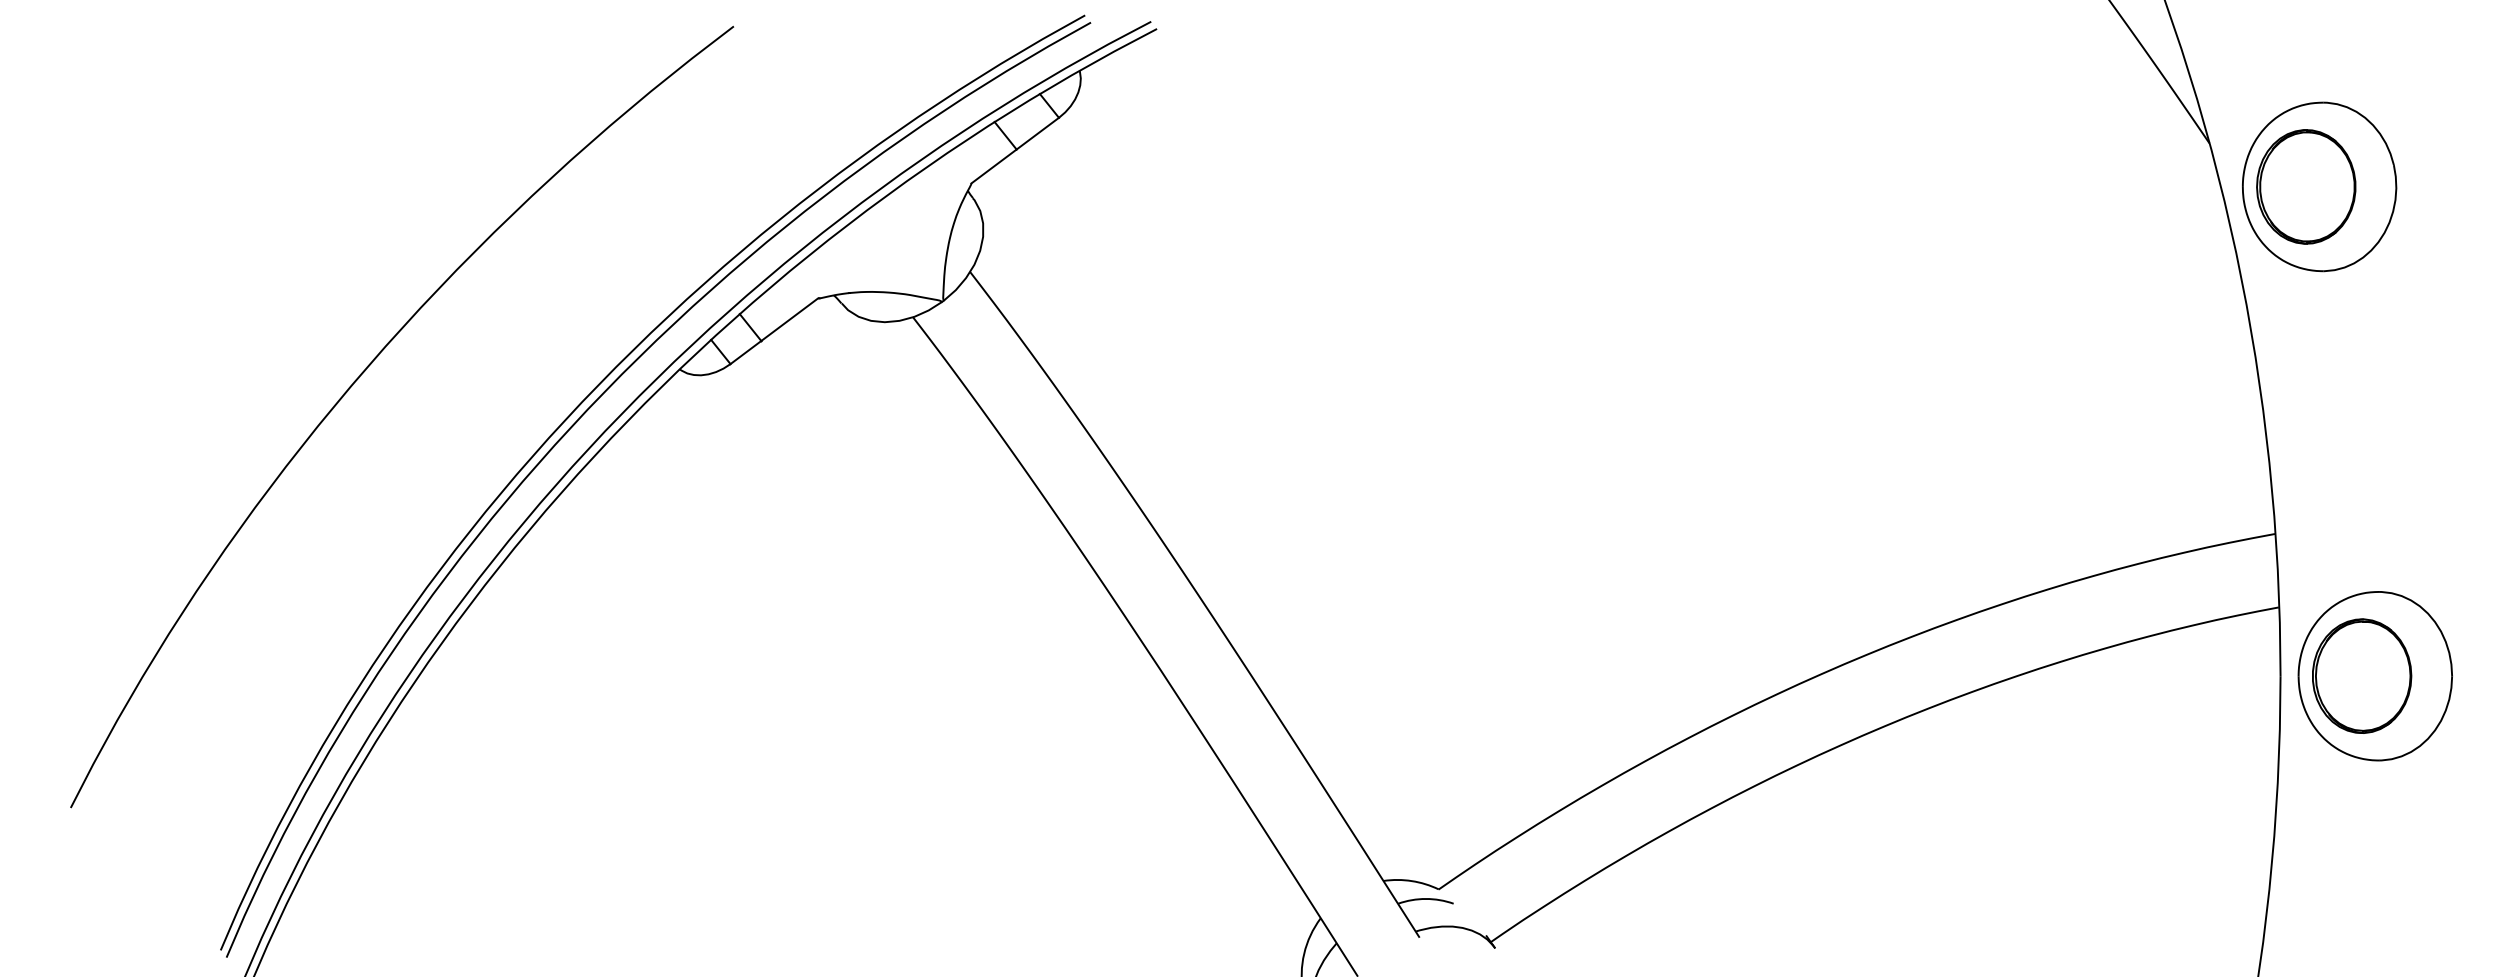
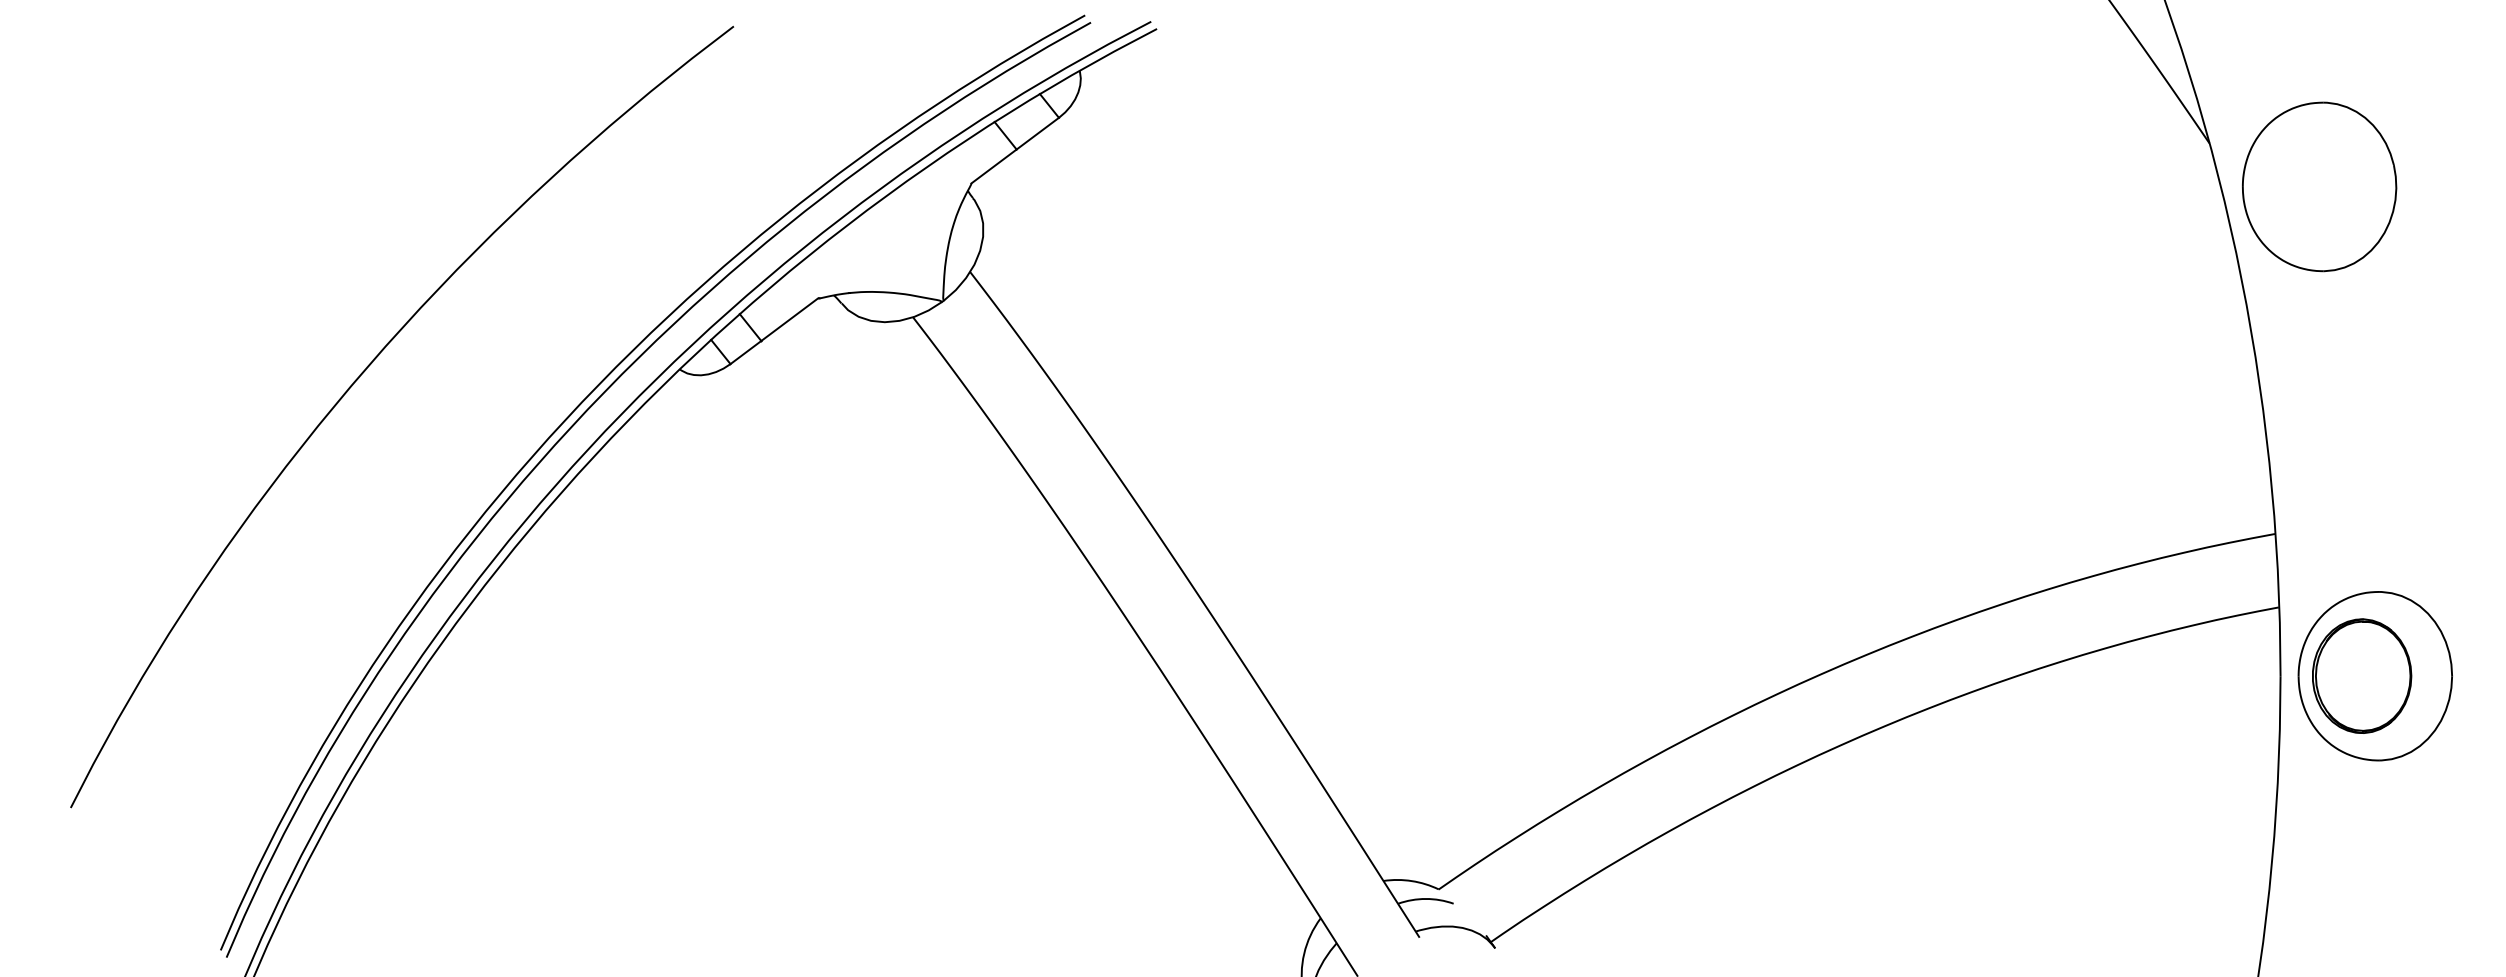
part: present -> none (2306, 186)
